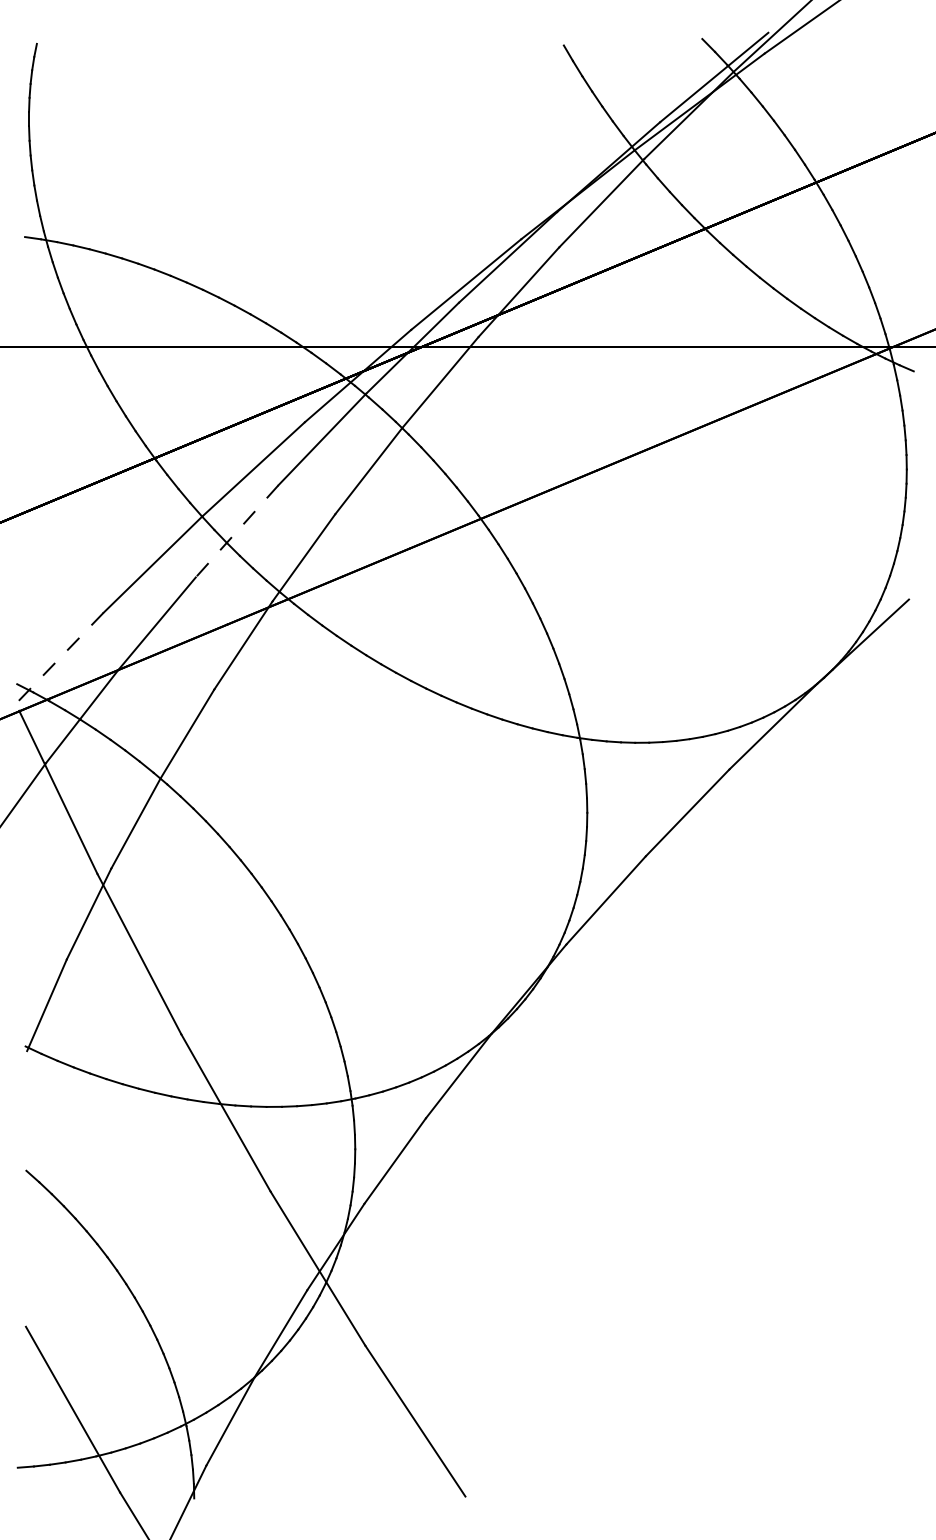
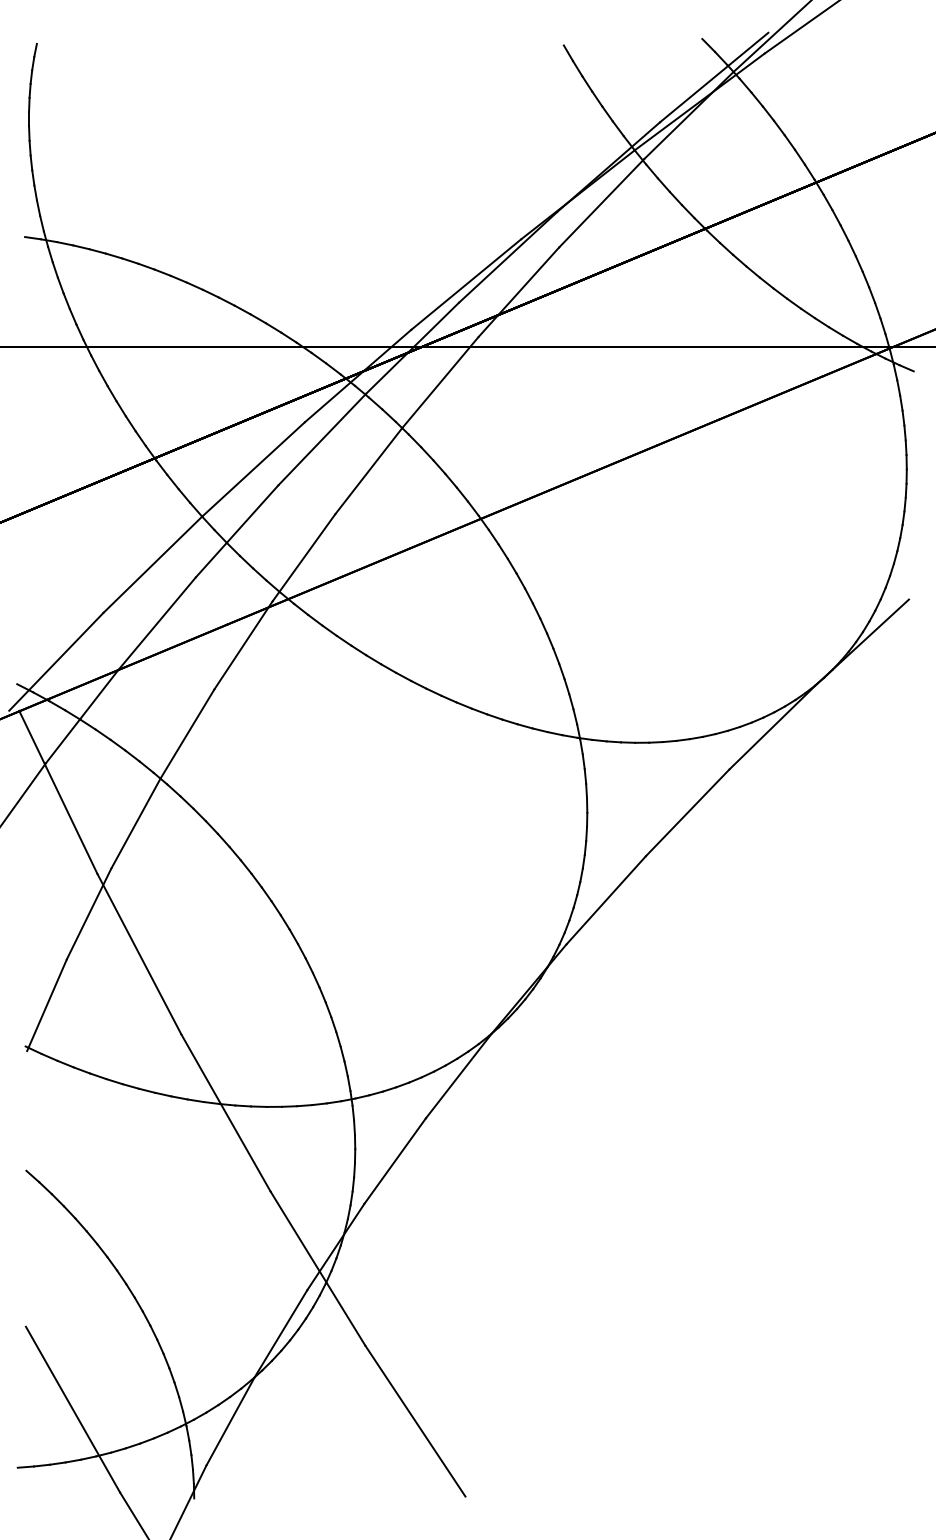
line: dashed -> solid (237, 531)
line: dashed -> solid (56, 662)
